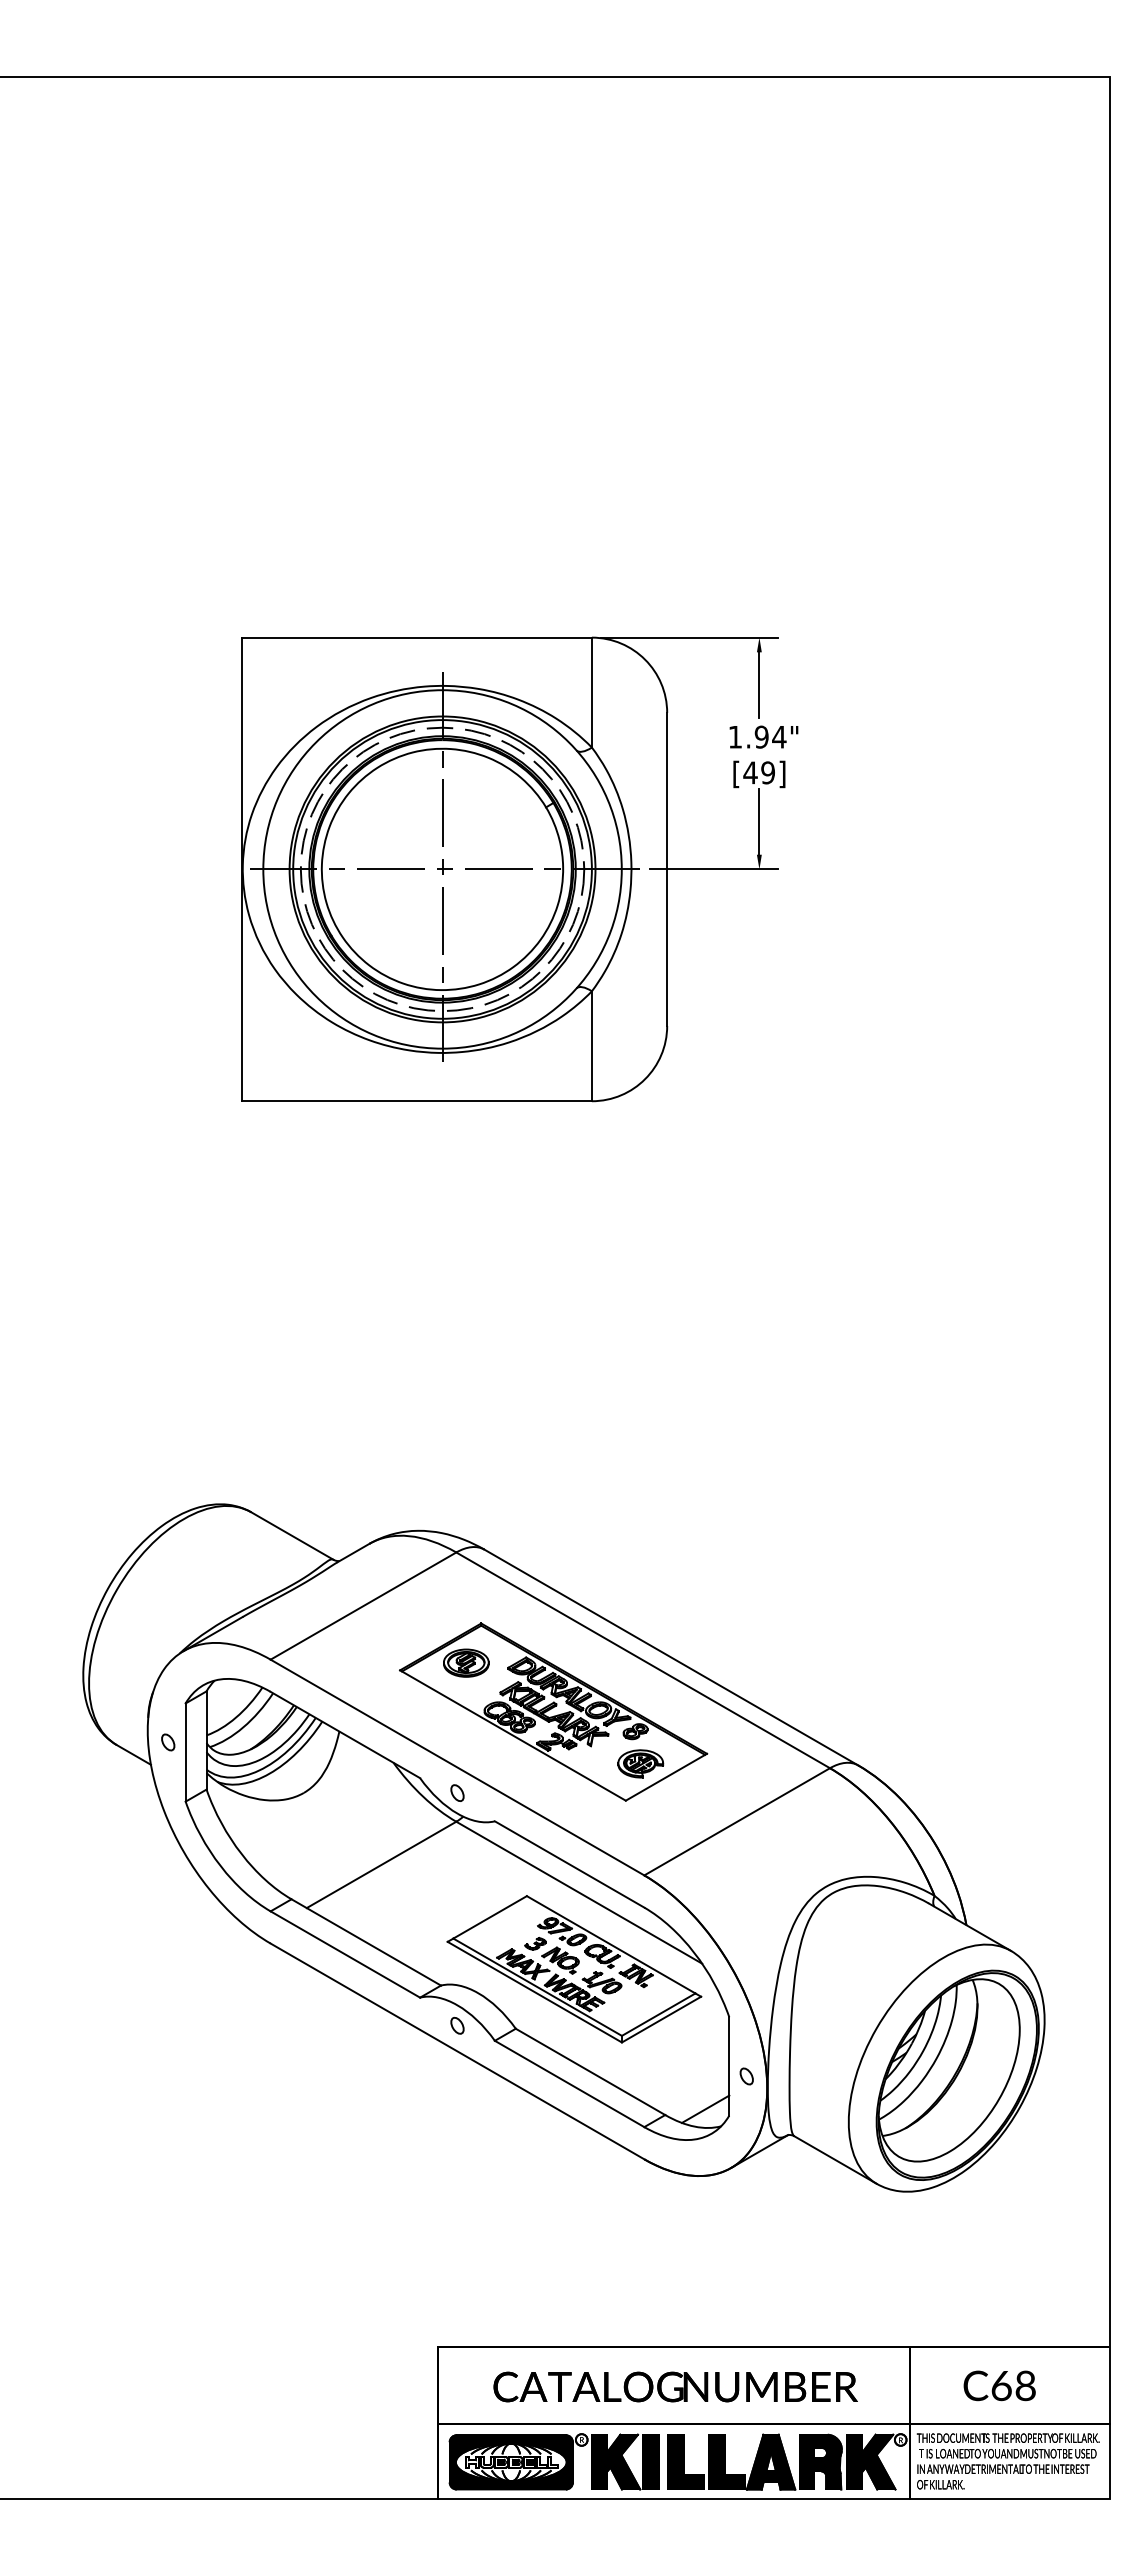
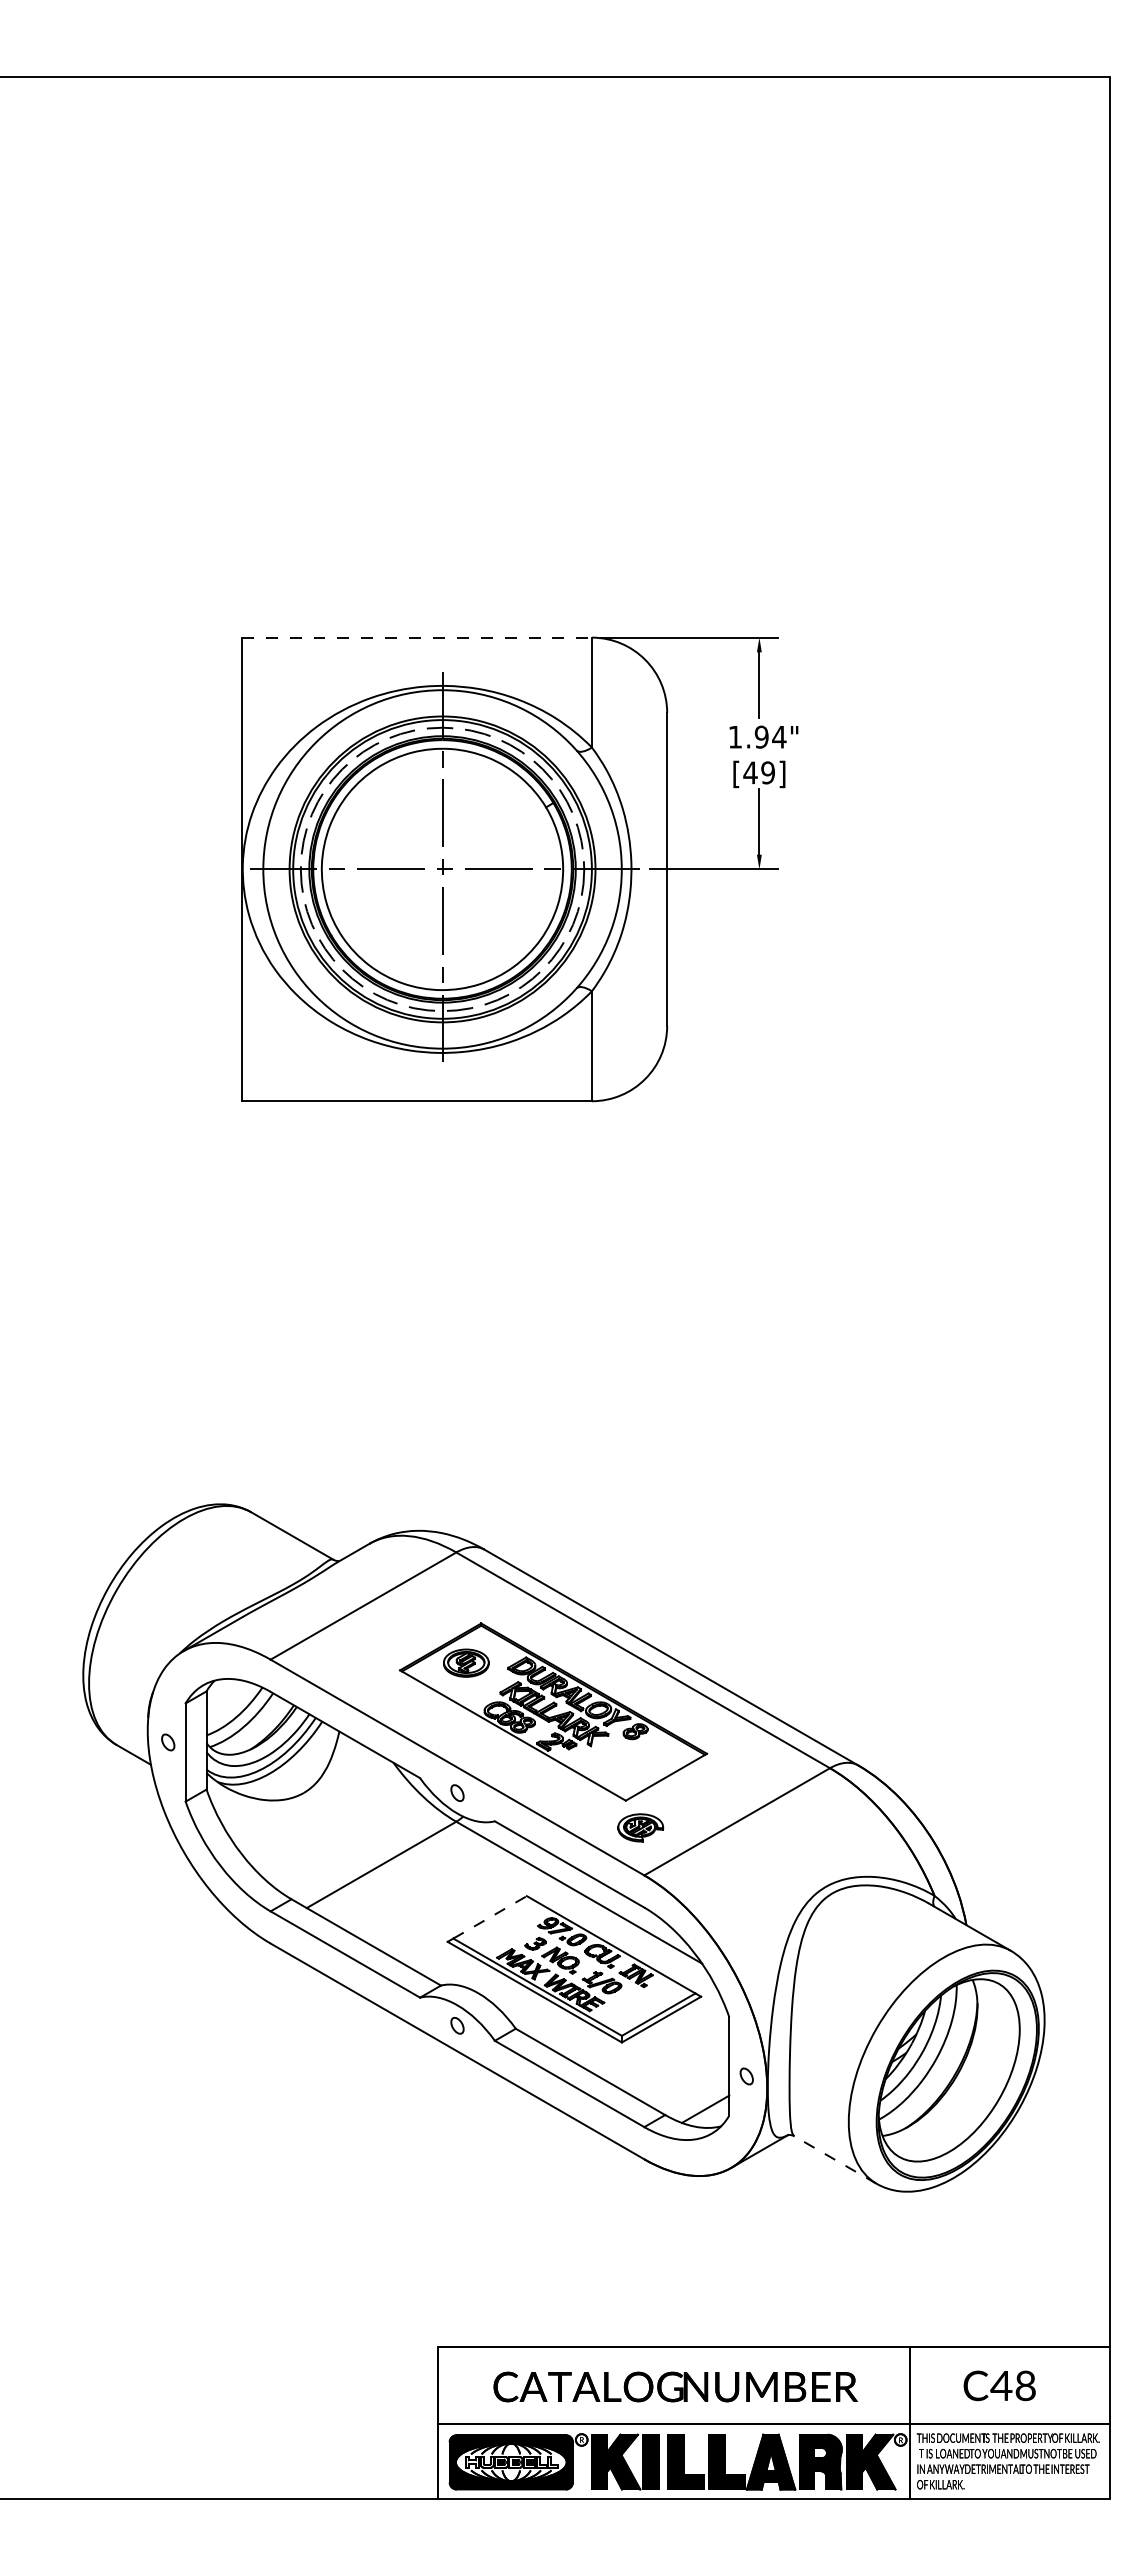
line: solid -> dashed (417, 637)
part position: (640, 1763) -> (640, 1827) (640, 1827)
line: solid -> dashed (490, 1917)
line: solid -> dashed (835, 2159)
text: C68 -> C48 (1001, 2386)
